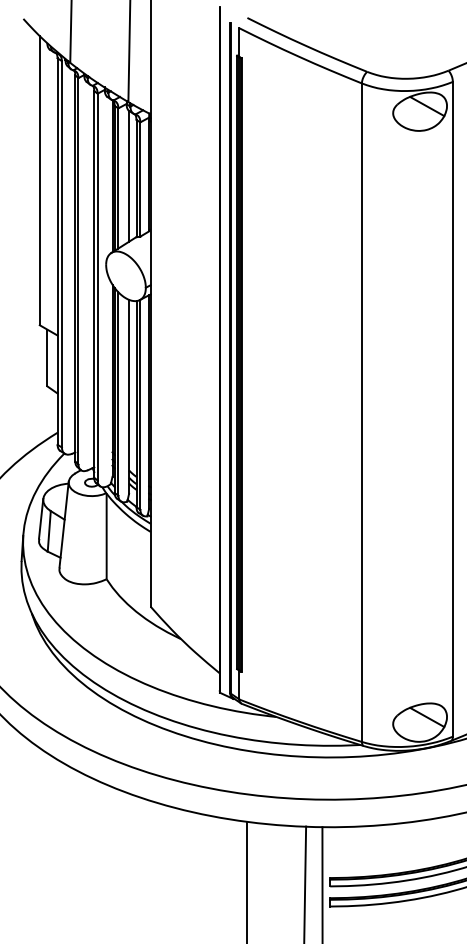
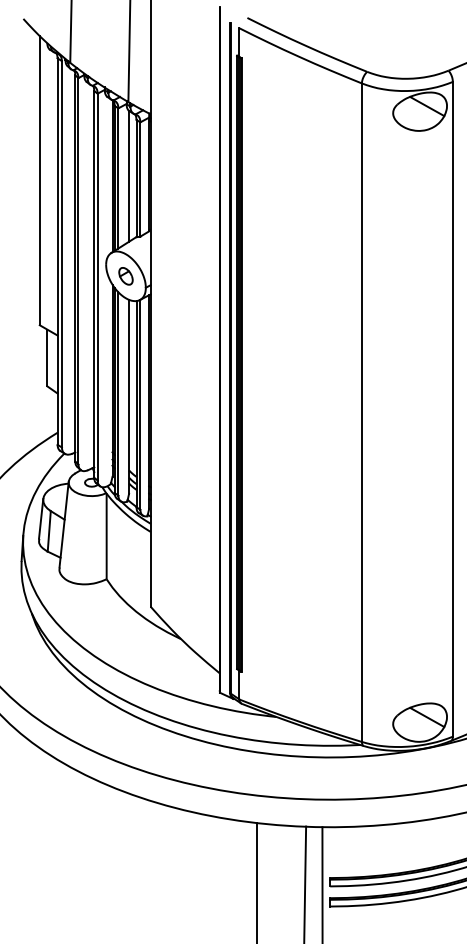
part: none -> present (125, 276)
line position: (246, 881) -> (256, 881) (256, 881)
